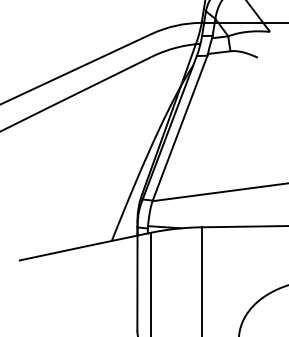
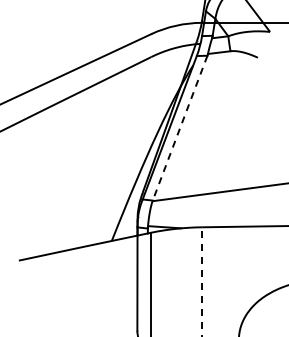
line: solid -> dashed (179, 128)
line: solid -> dashed (202, 282)
